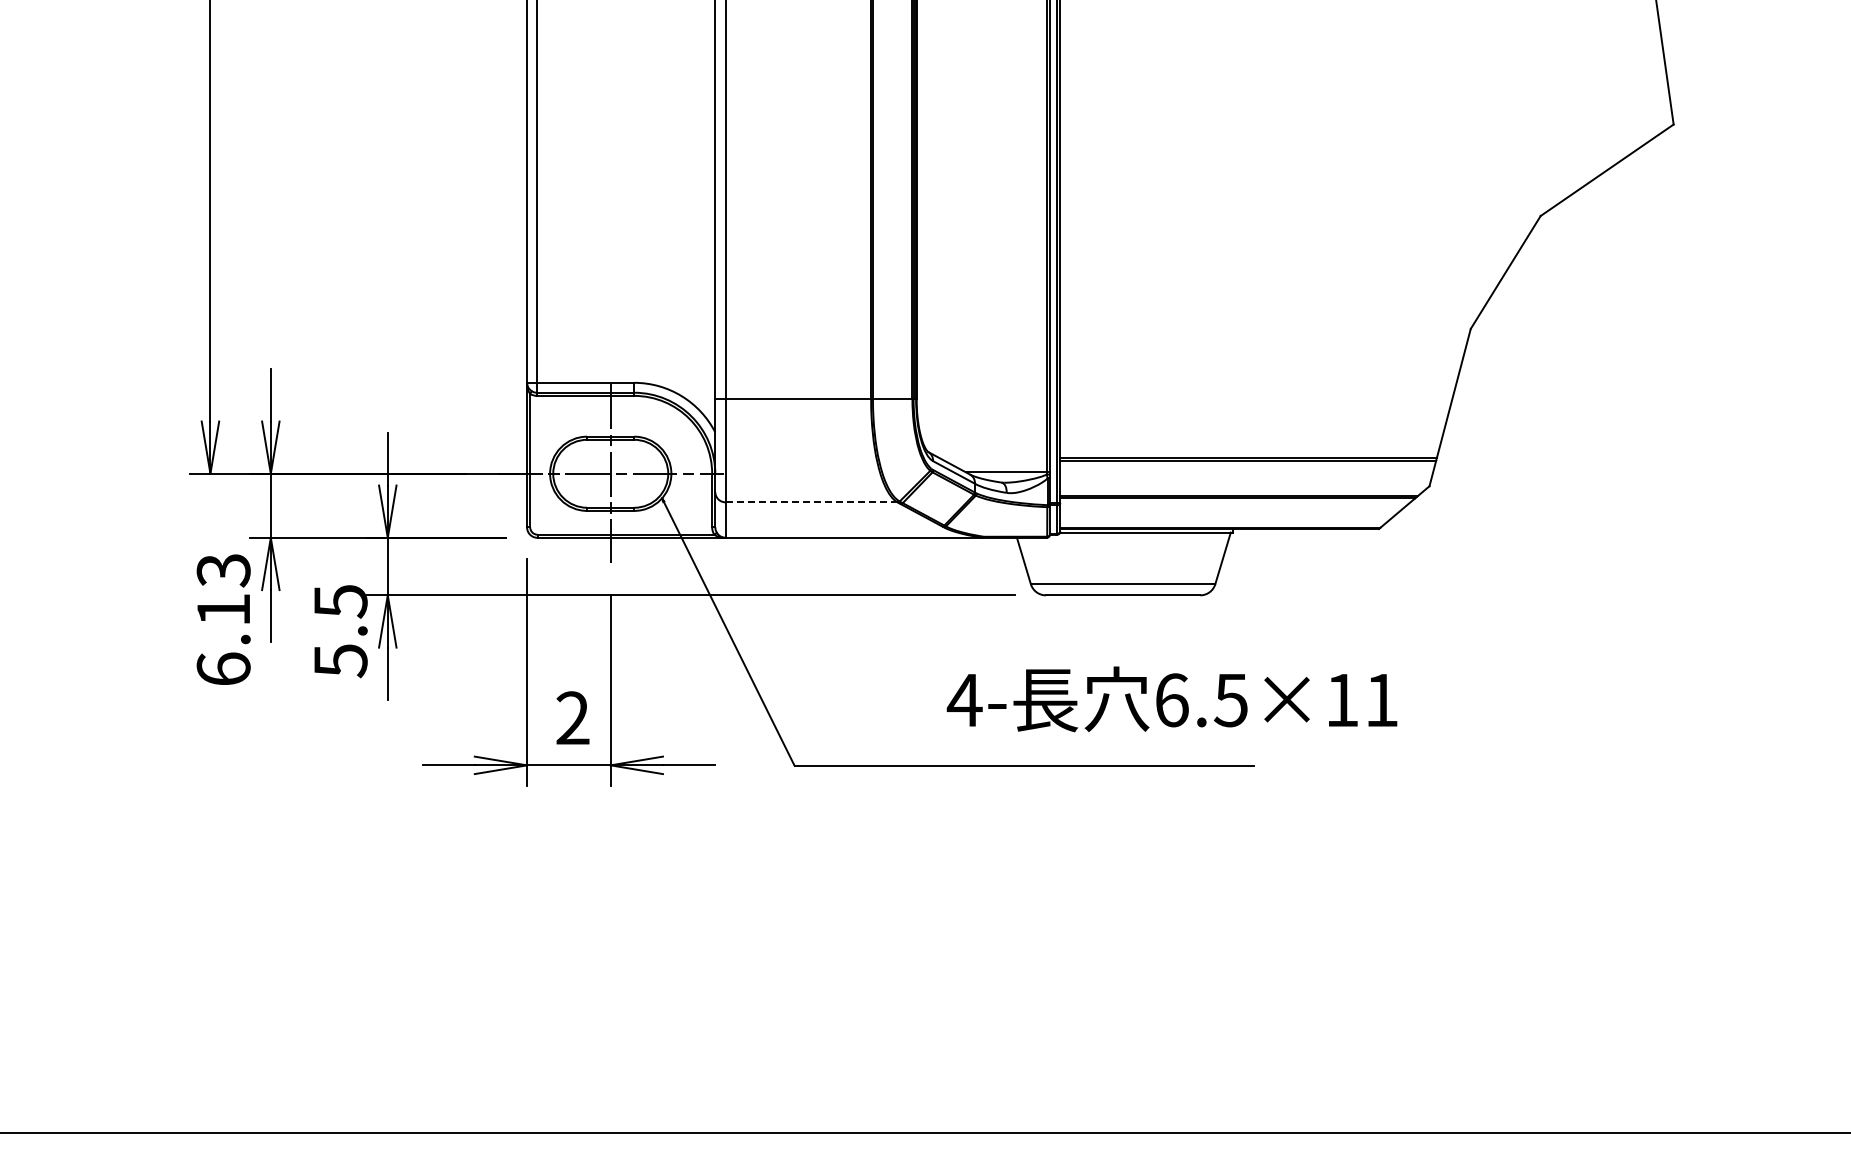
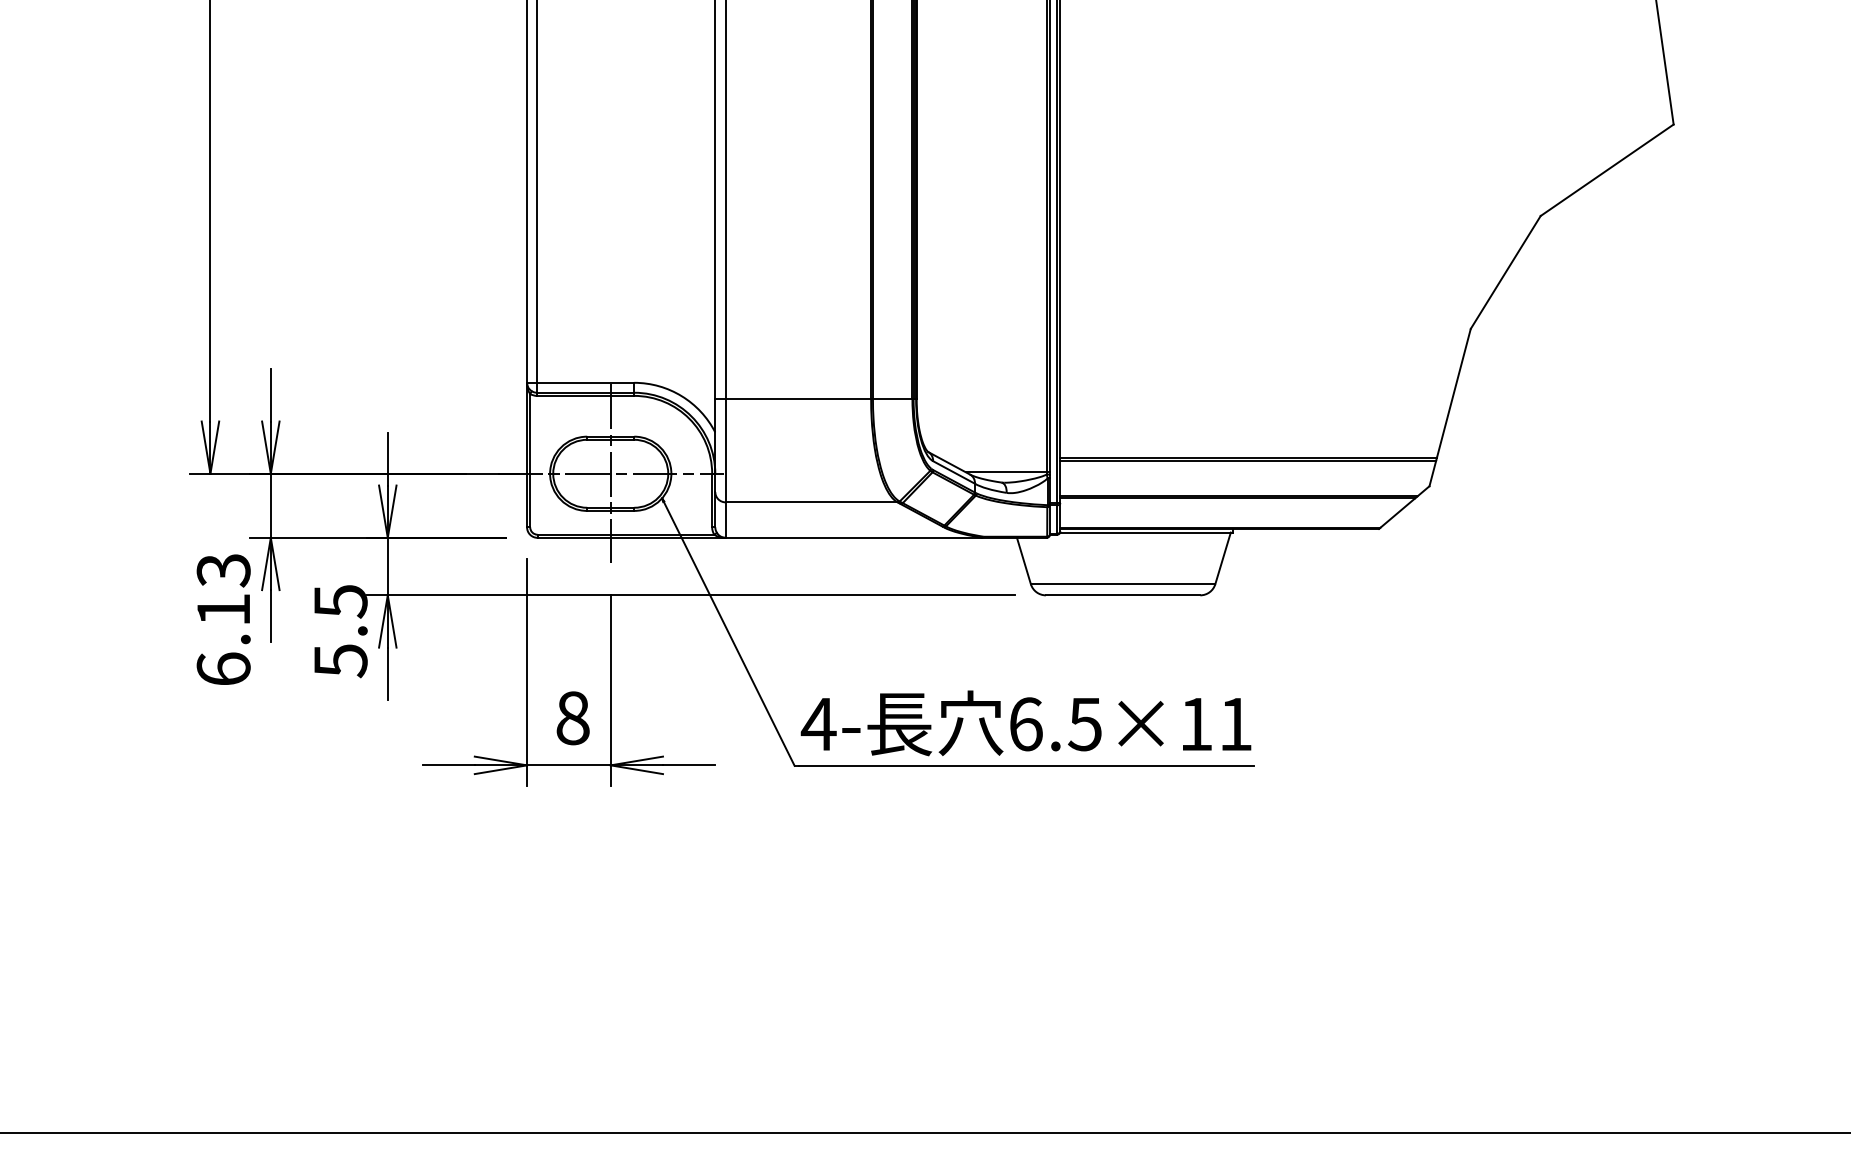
line: dashed -> solid (811, 502)
text position: (1171, 699) -> (1025, 723) (1025, 723)
text: 2 -> 8 (572, 718)
